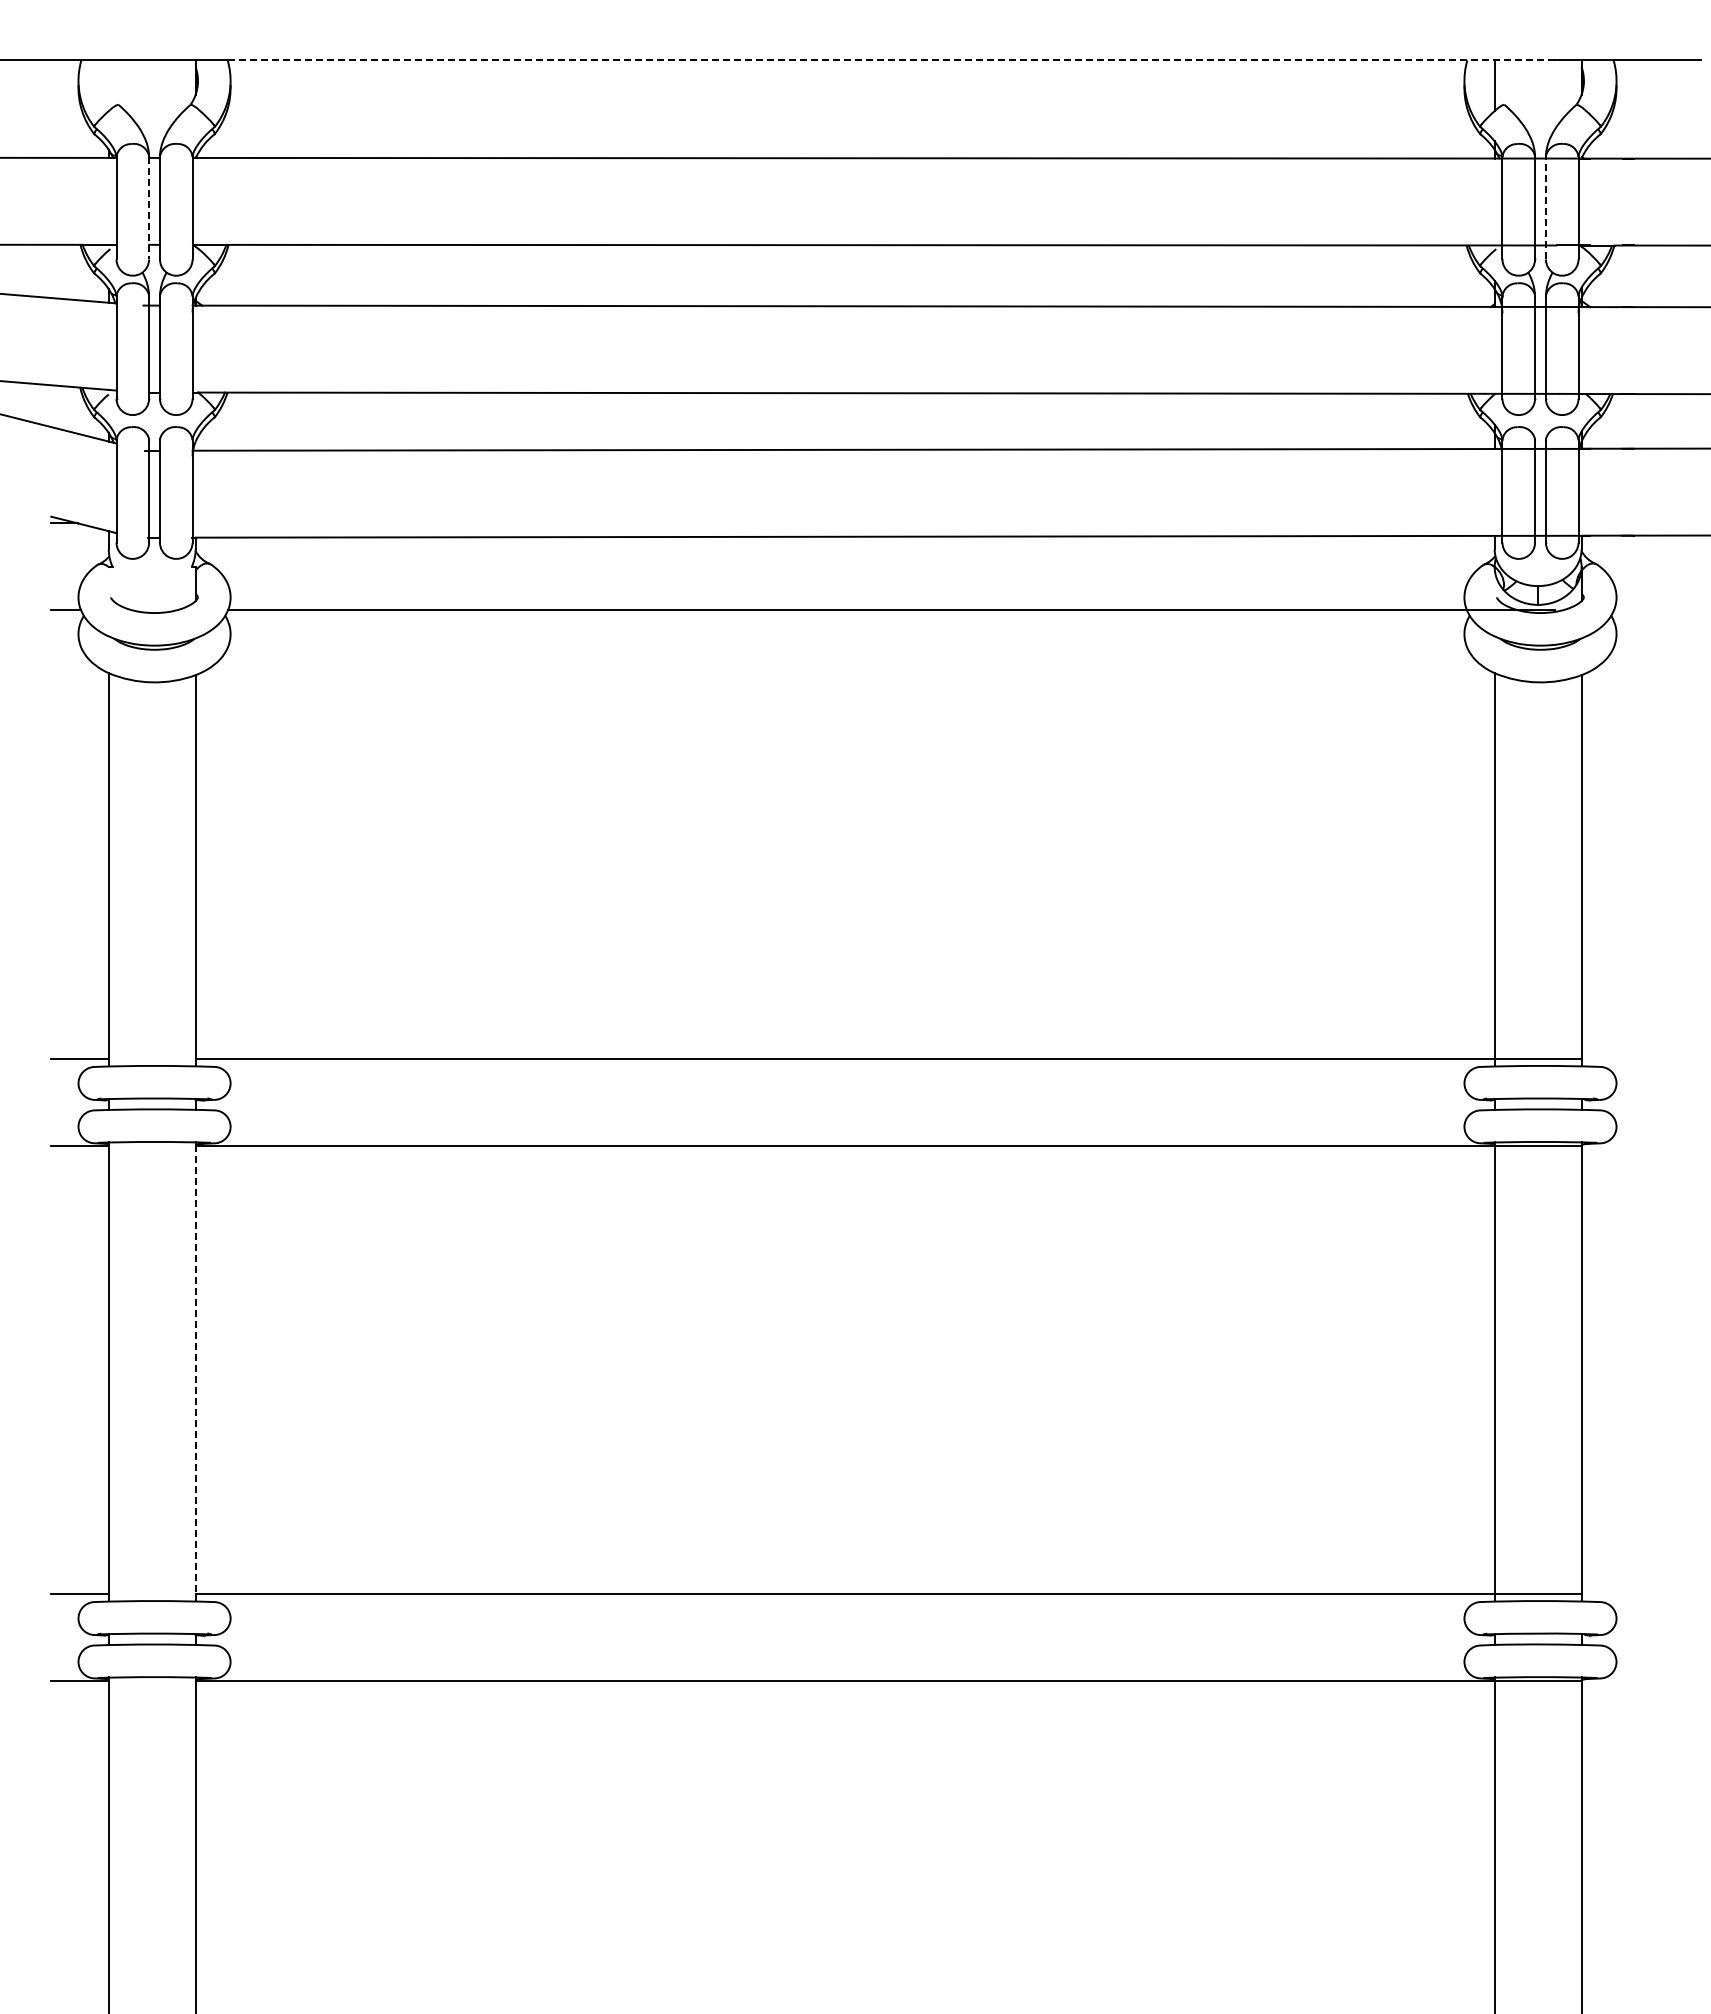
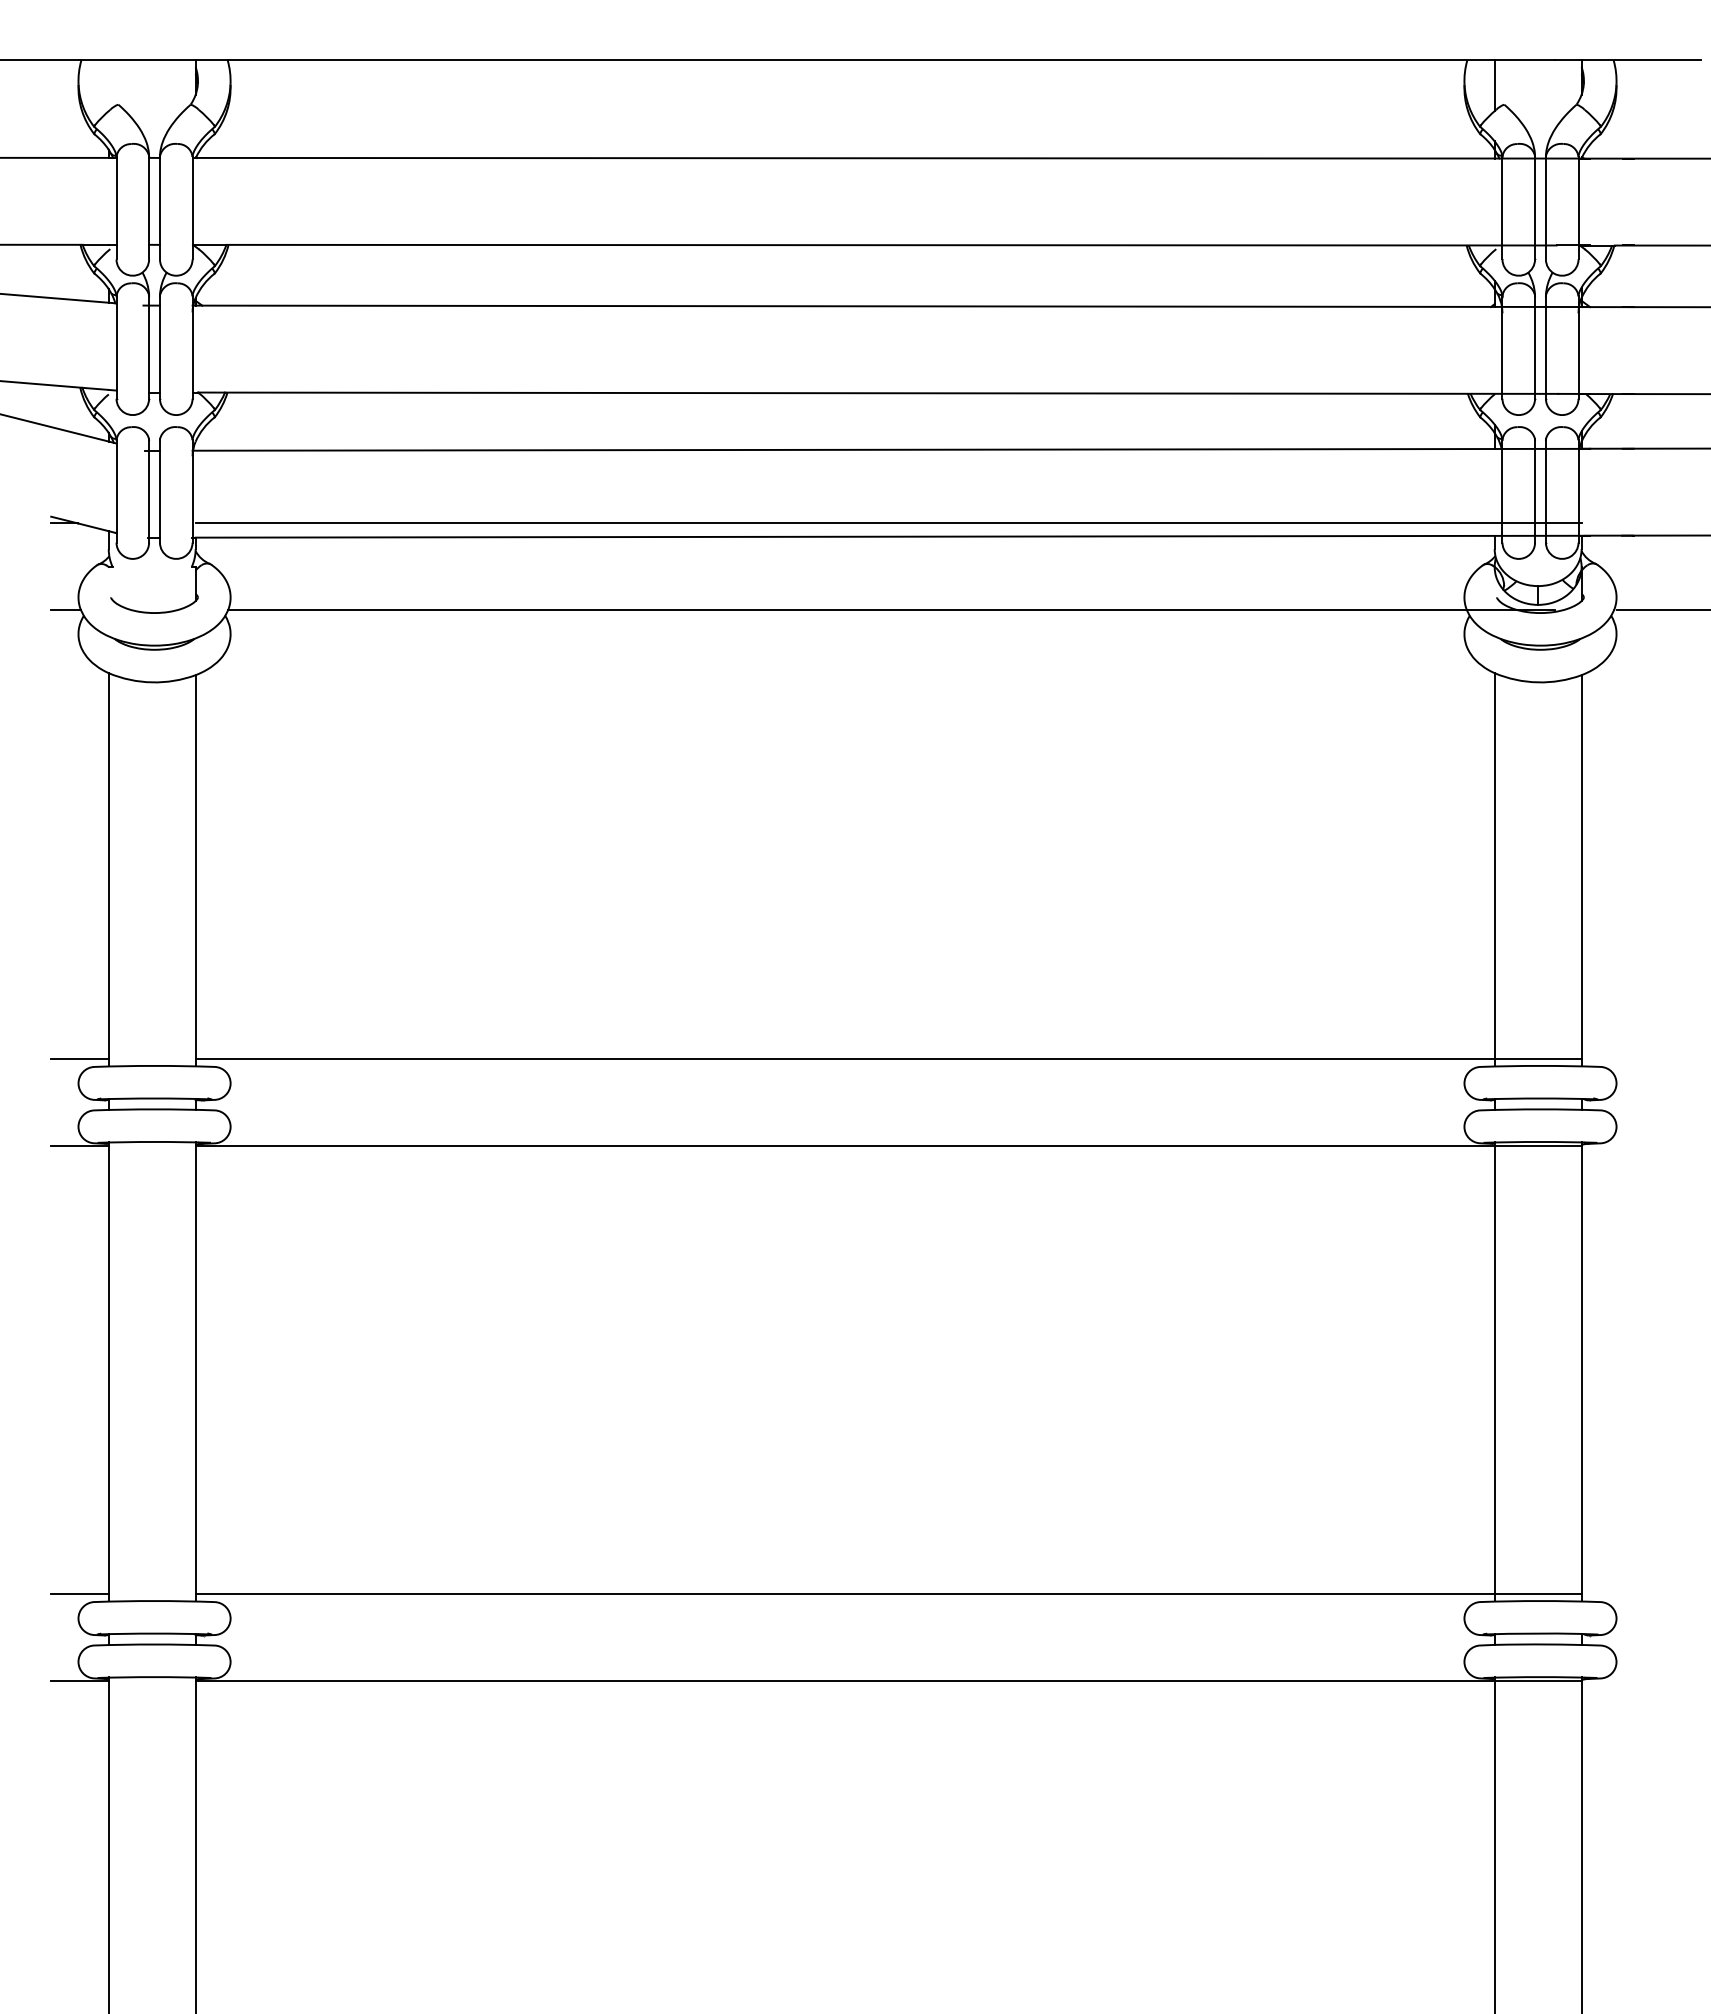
line: dashed -> solid (891, 60)
line: dashed -> solid (1545, 207)
line: dashed -> solid (149, 208)
line: none -> present (888, 523)
line: none -> present (1661, 610)
line: dashed -> solid (195, 1369)
